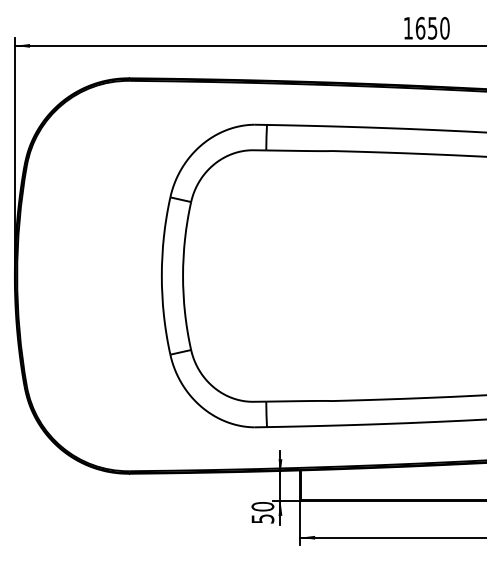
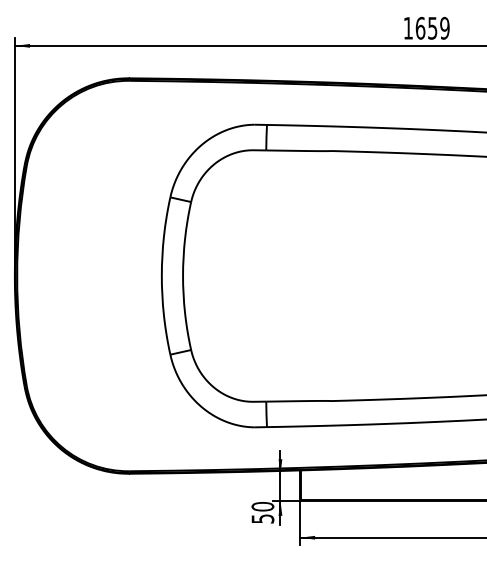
text: 1650 -> 1659 (444, 28)
